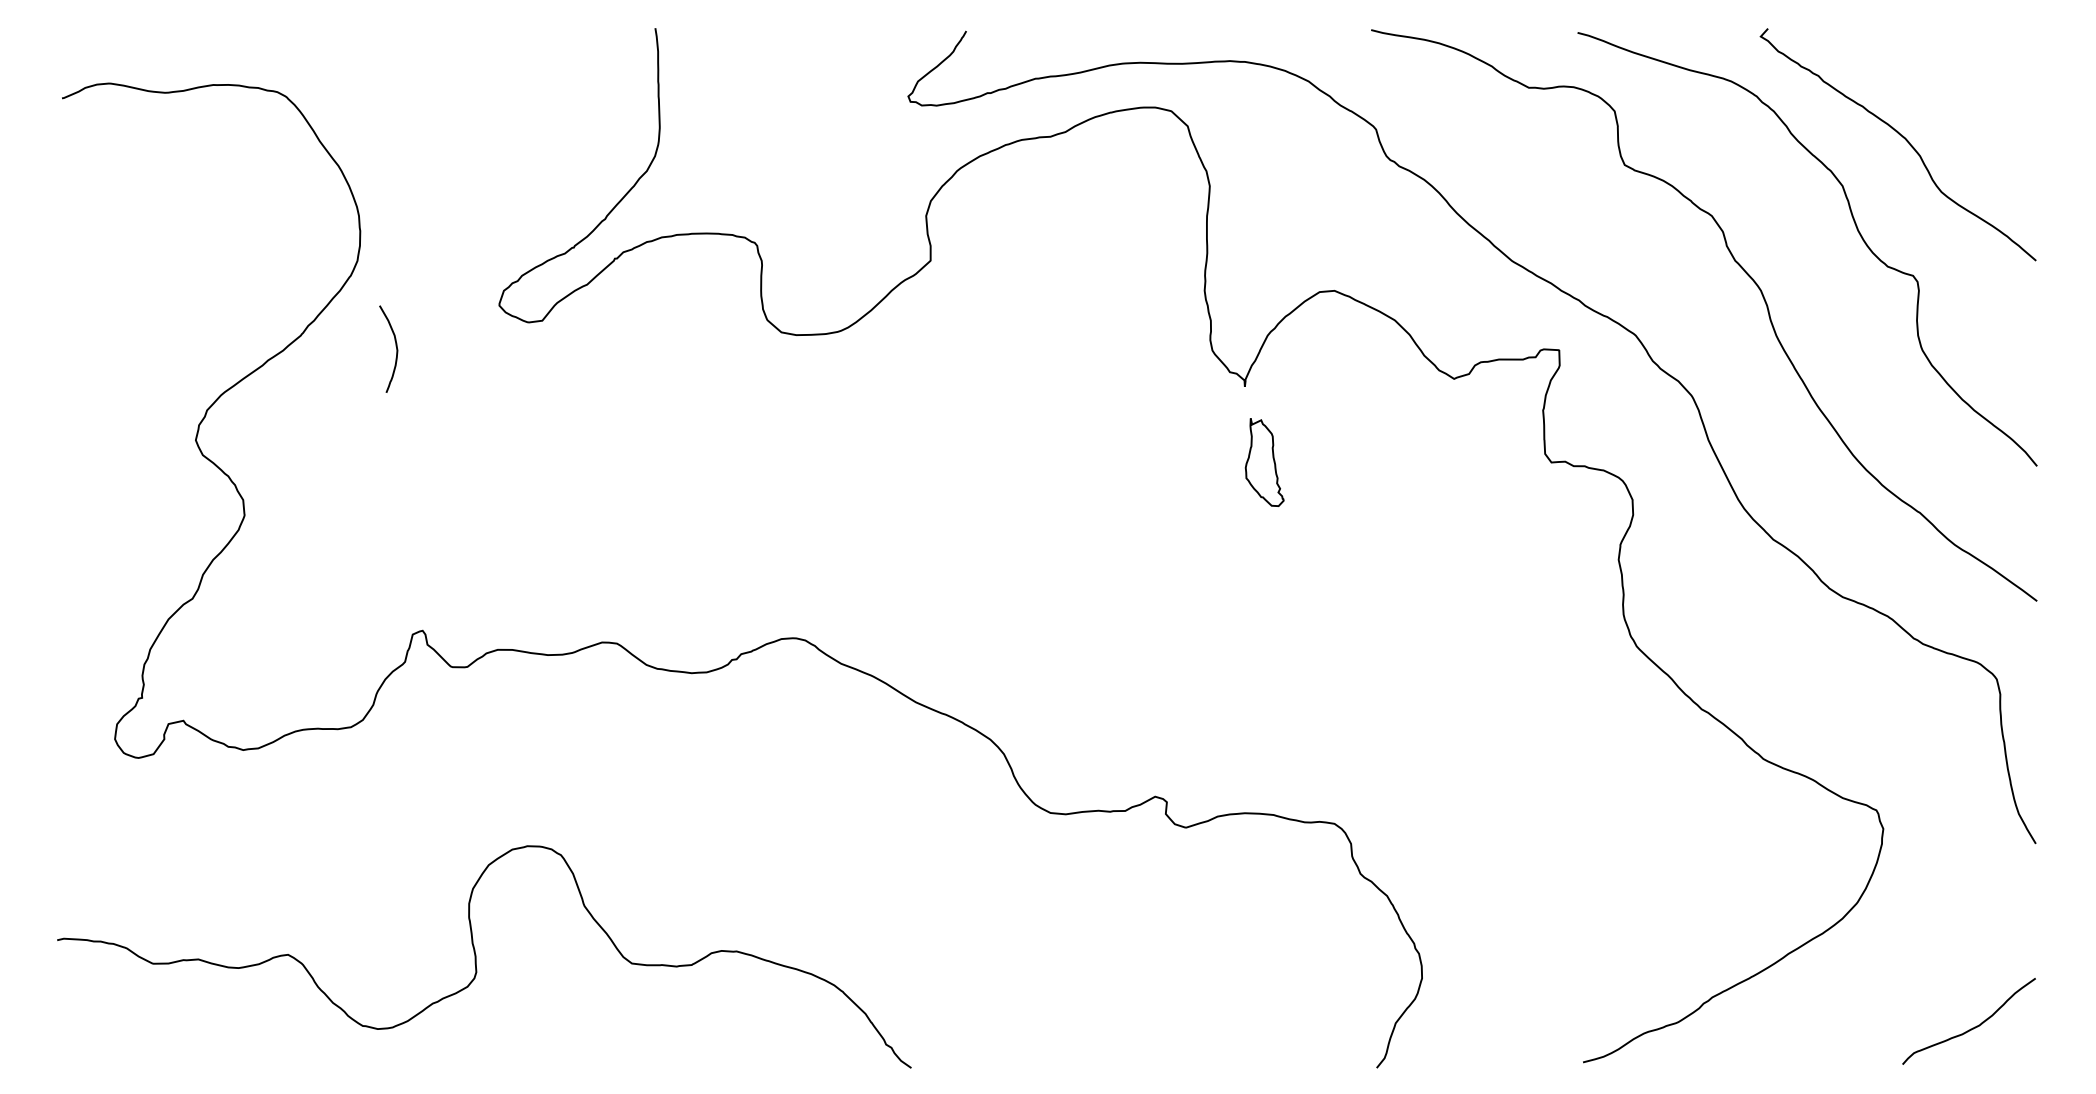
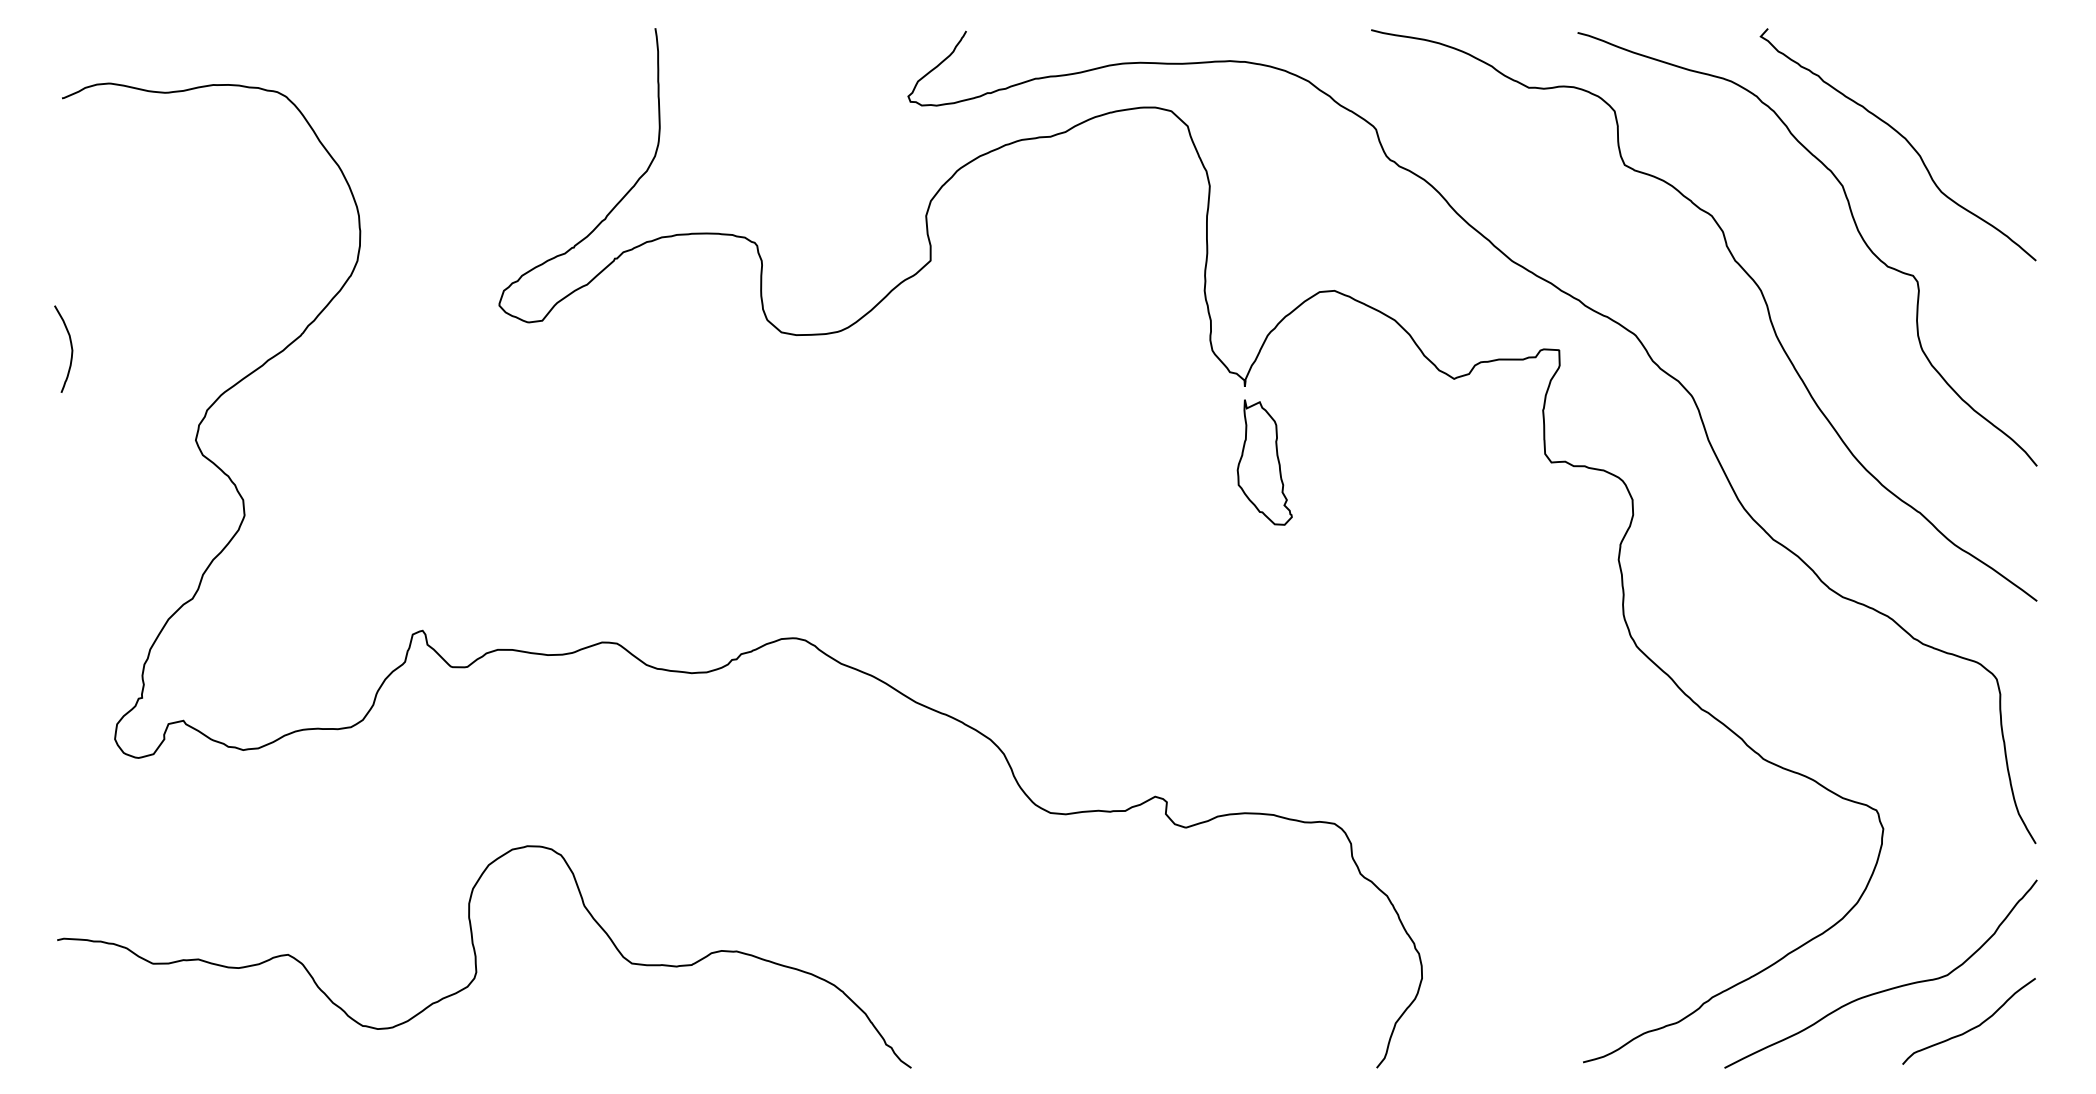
curve position: (395, 346) -> (70, 346) (70, 346)
part size: 41x89 px -> 57x127 px (1264, 462)
curve: none -> present (1885, 989)
